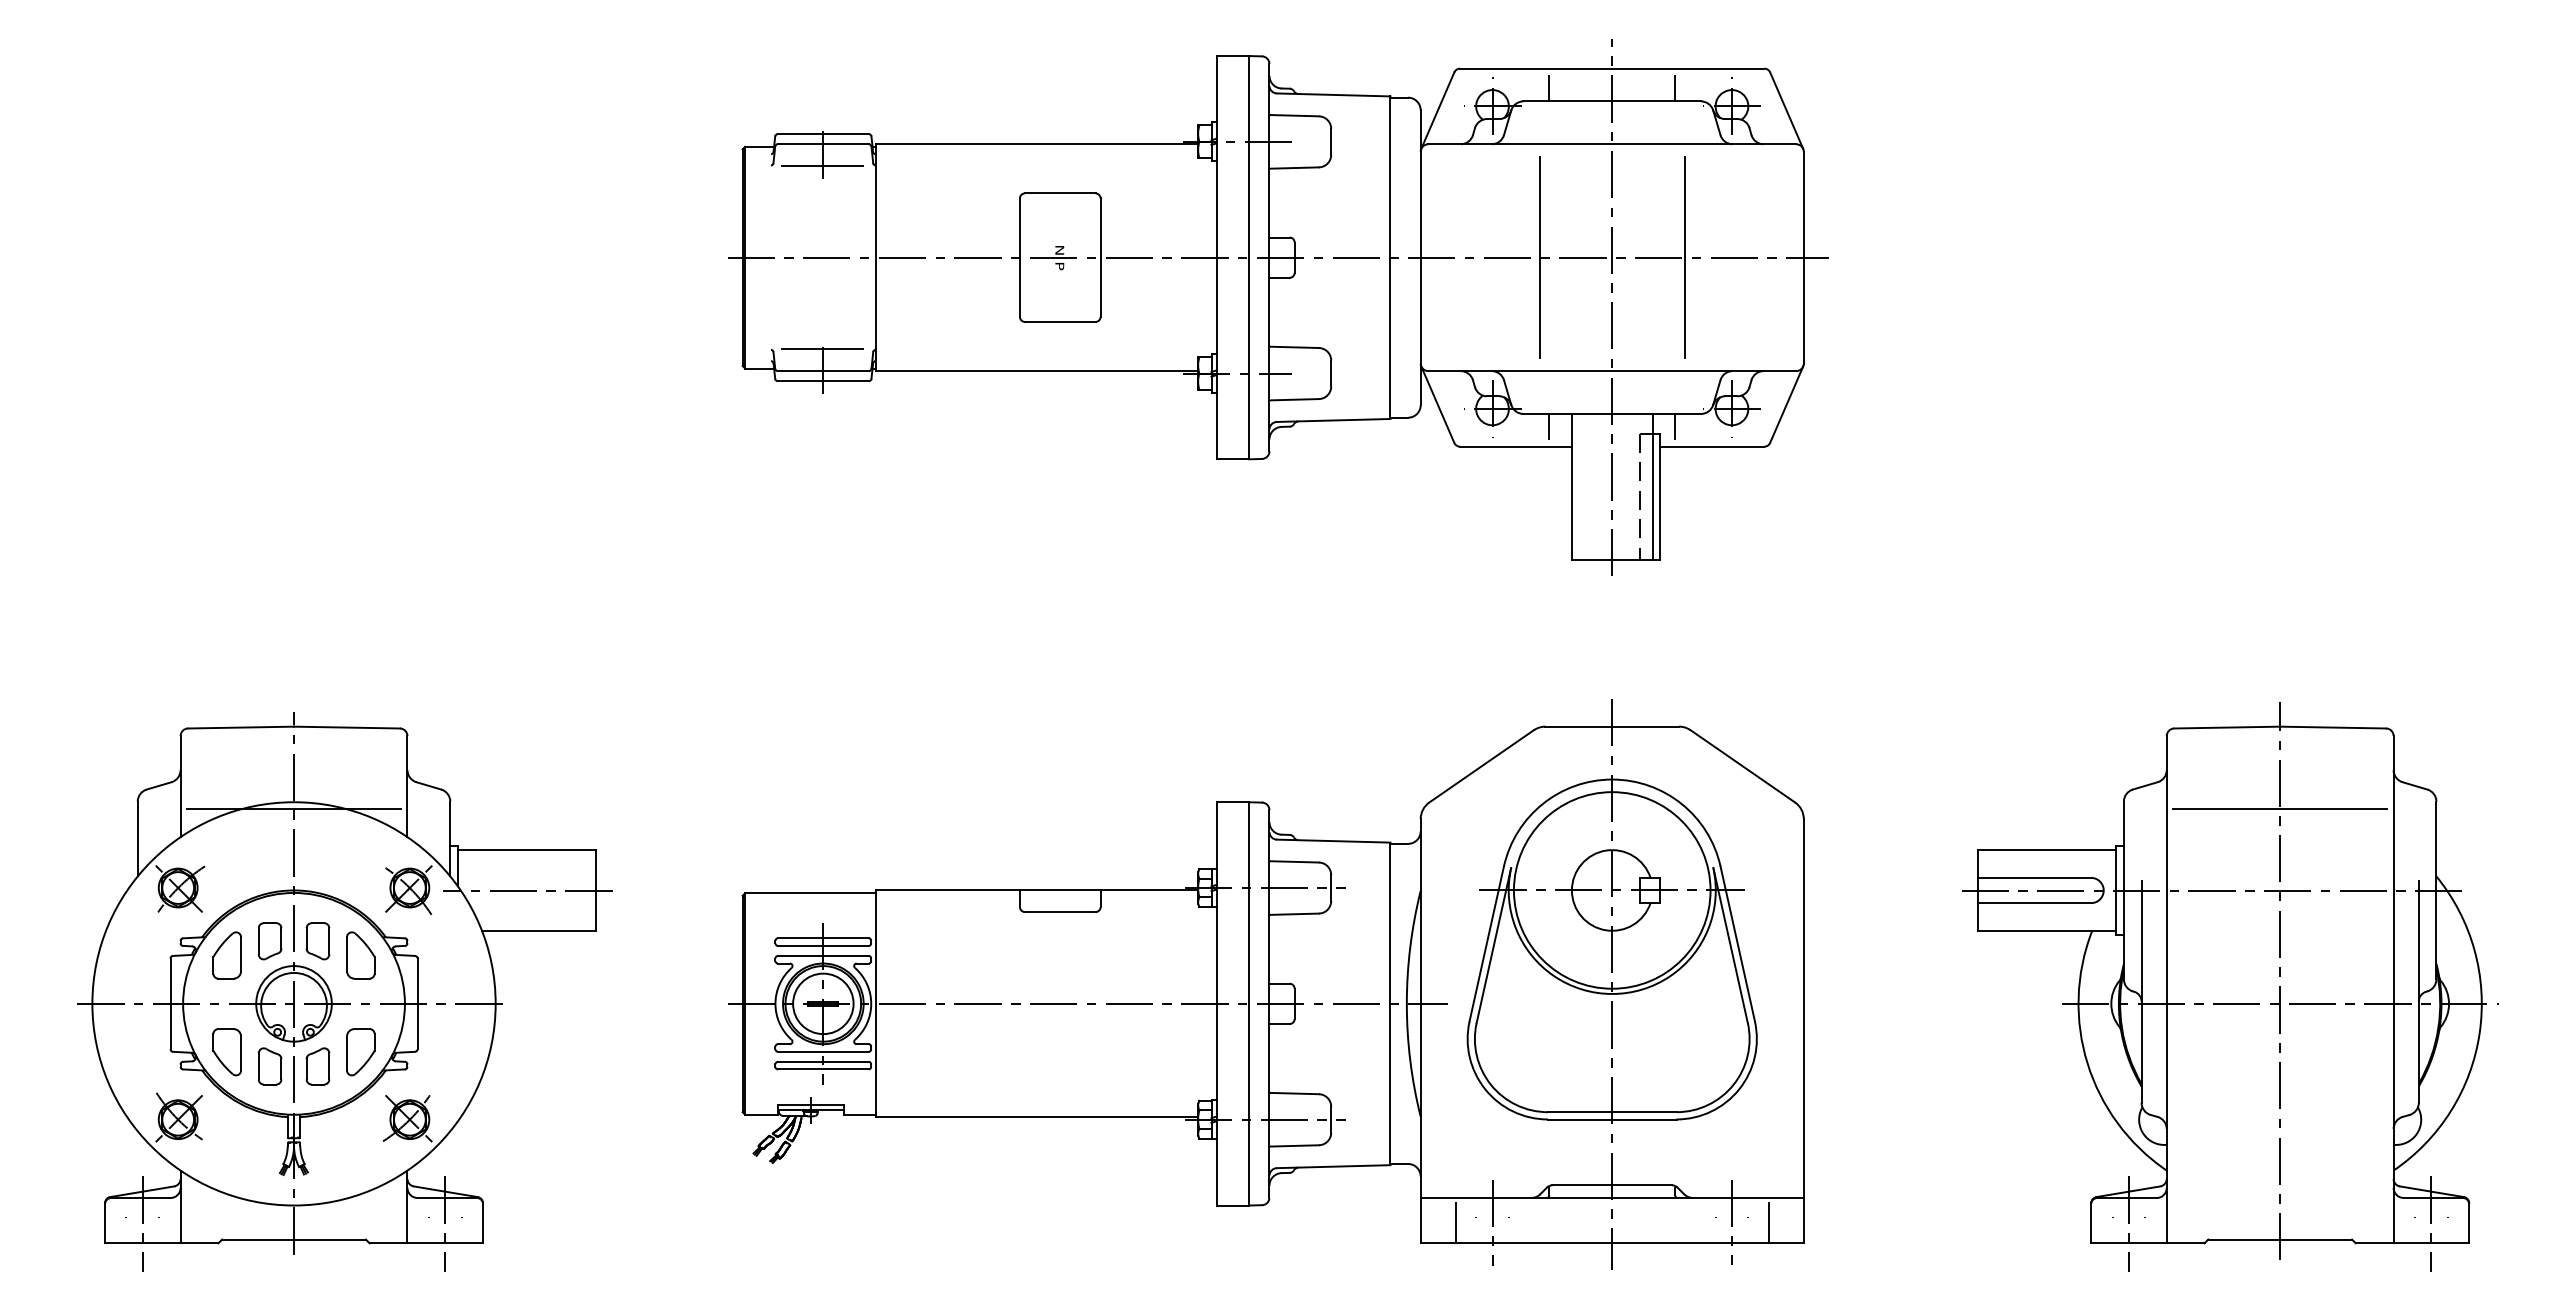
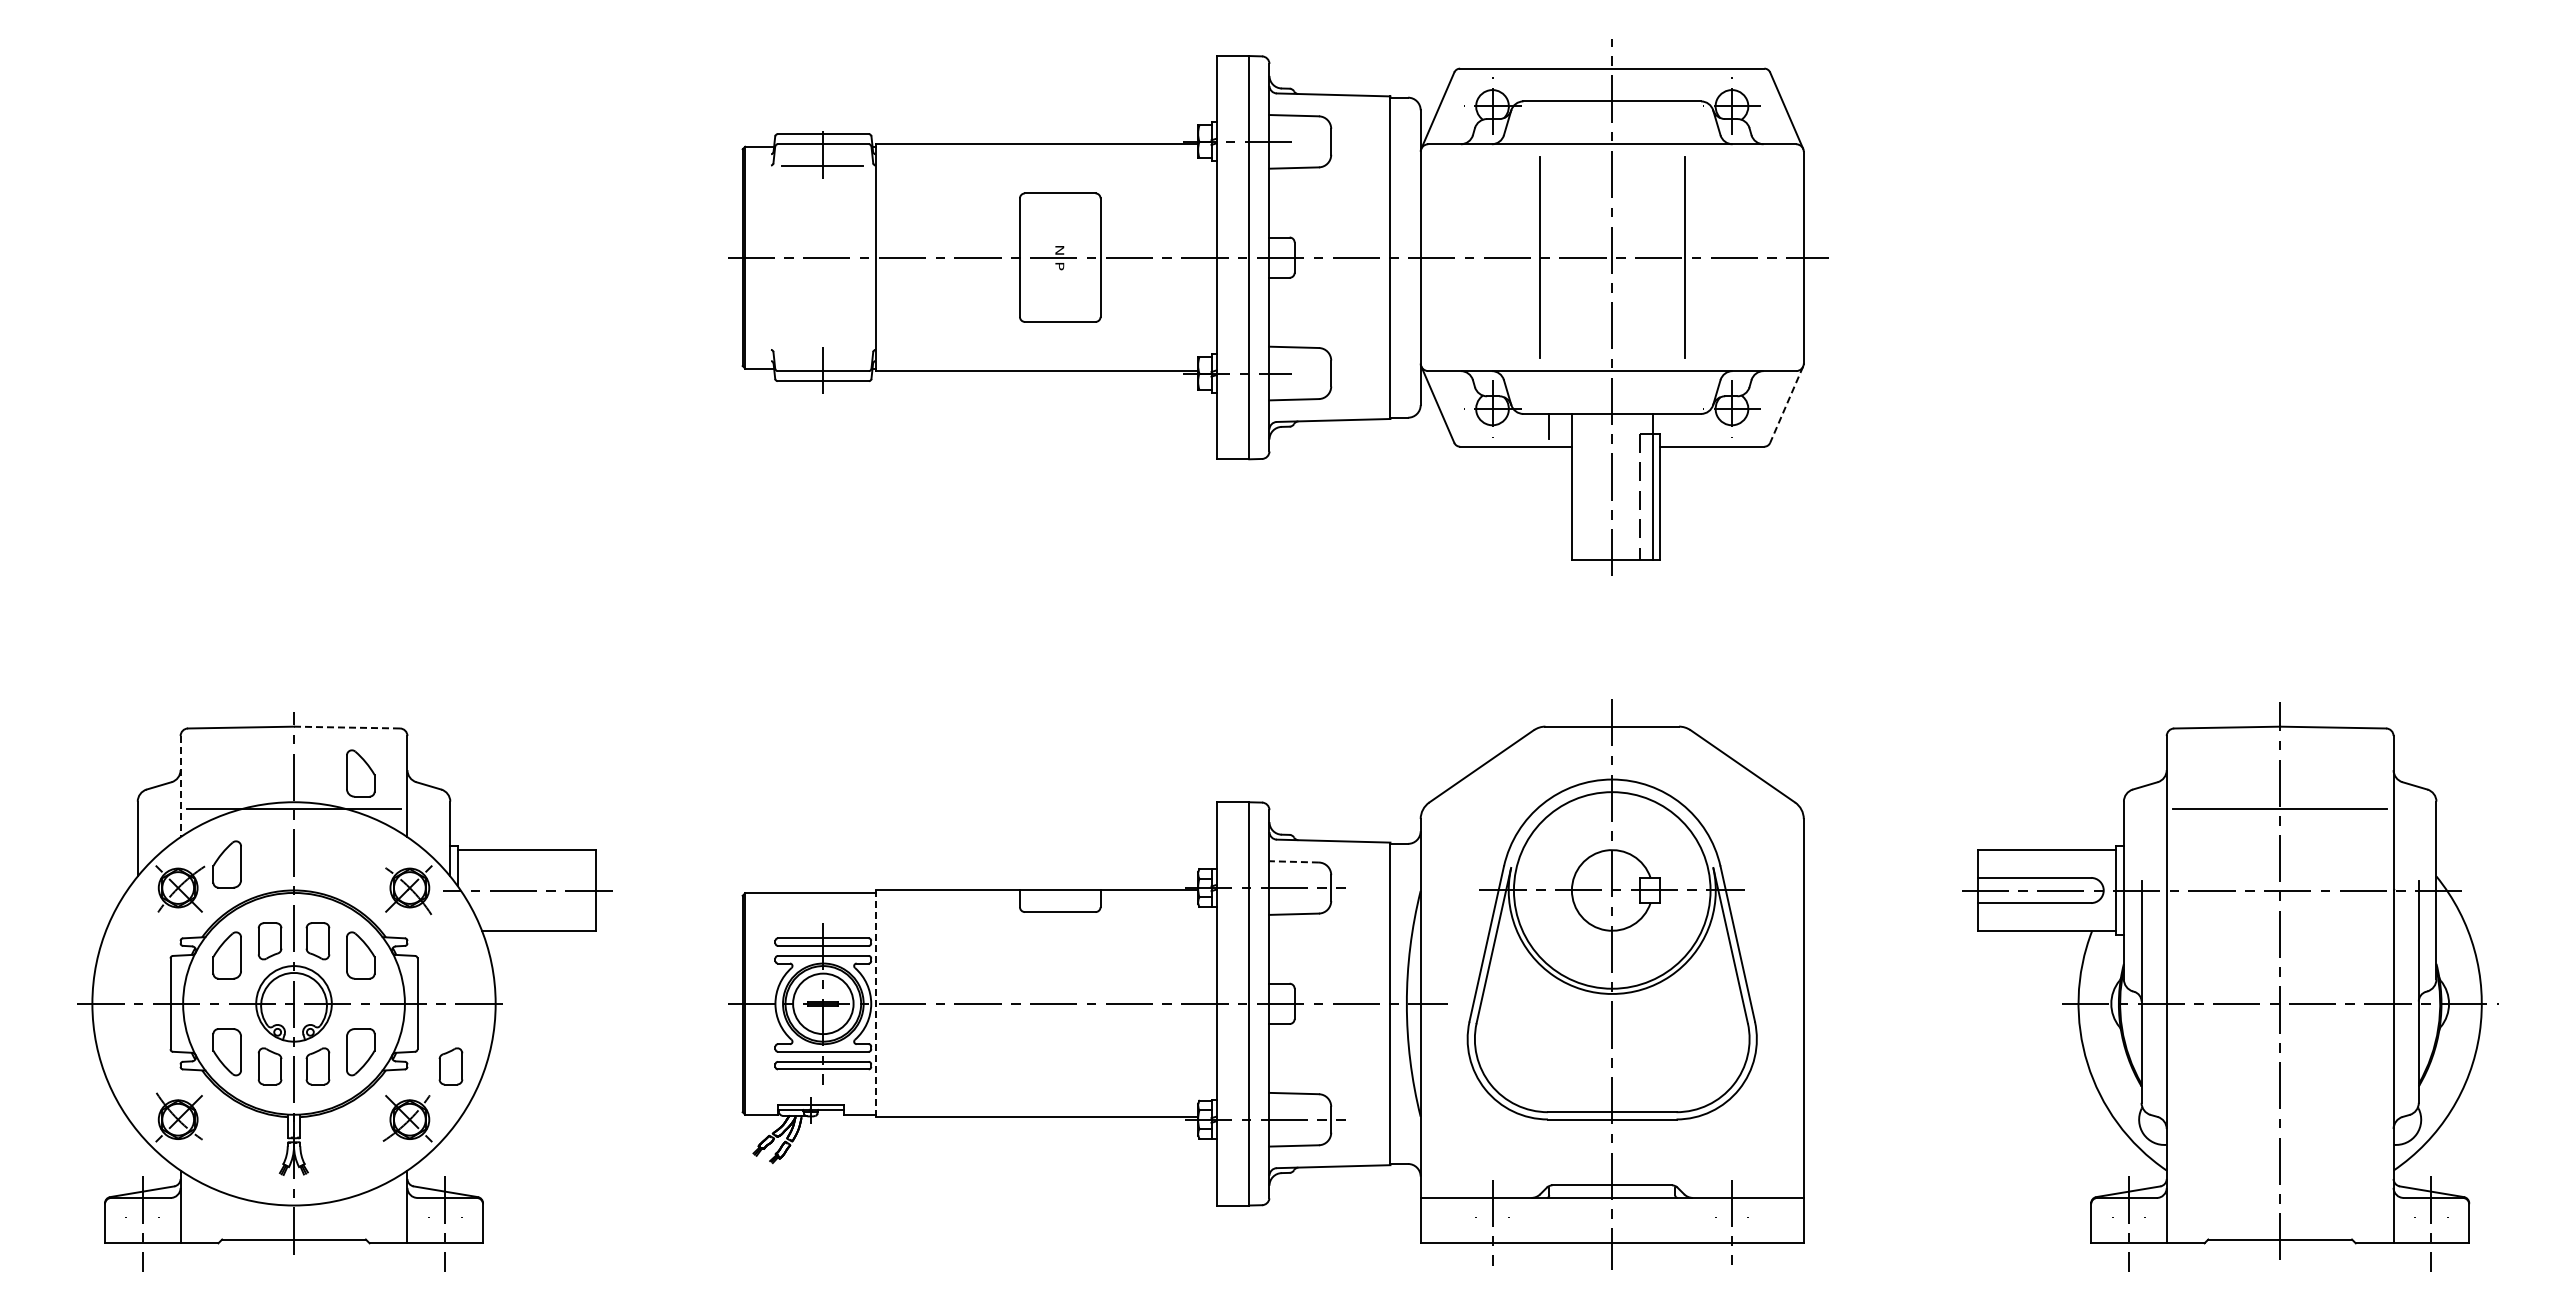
line: present -> none (1549, 88)
line: present -> none (1675, 88)
line: present -> none (822, 349)
line: solid -> dashed (1786, 404)
line: present -> none (1675, 426)
line: solid -> dashed (347, 727)
part: none -> present (360, 773)
line: solid -> dashed (180, 786)
line: solid -> dashed (1294, 861)
part: none -> present (226, 864)
line: solid -> dashed (876, 1003)
part: none -> present (450, 1066)
line: present -> none (1455, 1223)
line: present -> none (1768, 1223)
